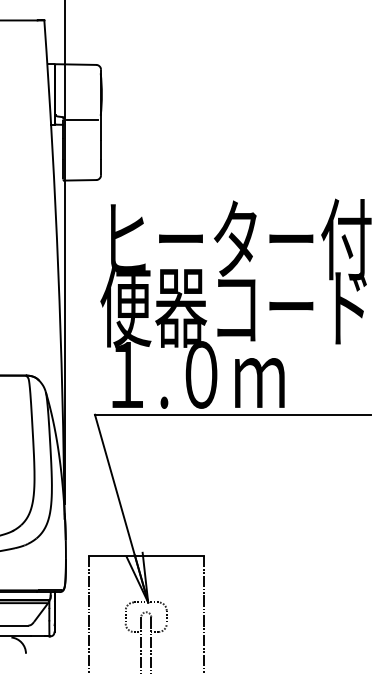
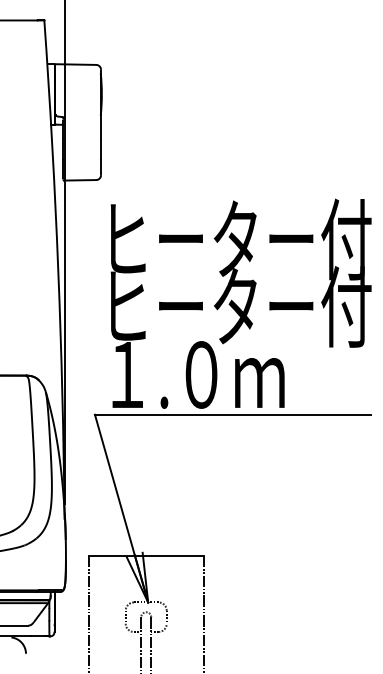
line: present -> none (81, 120)
text: 便器コード -> ヒーター付 (235, 306)
